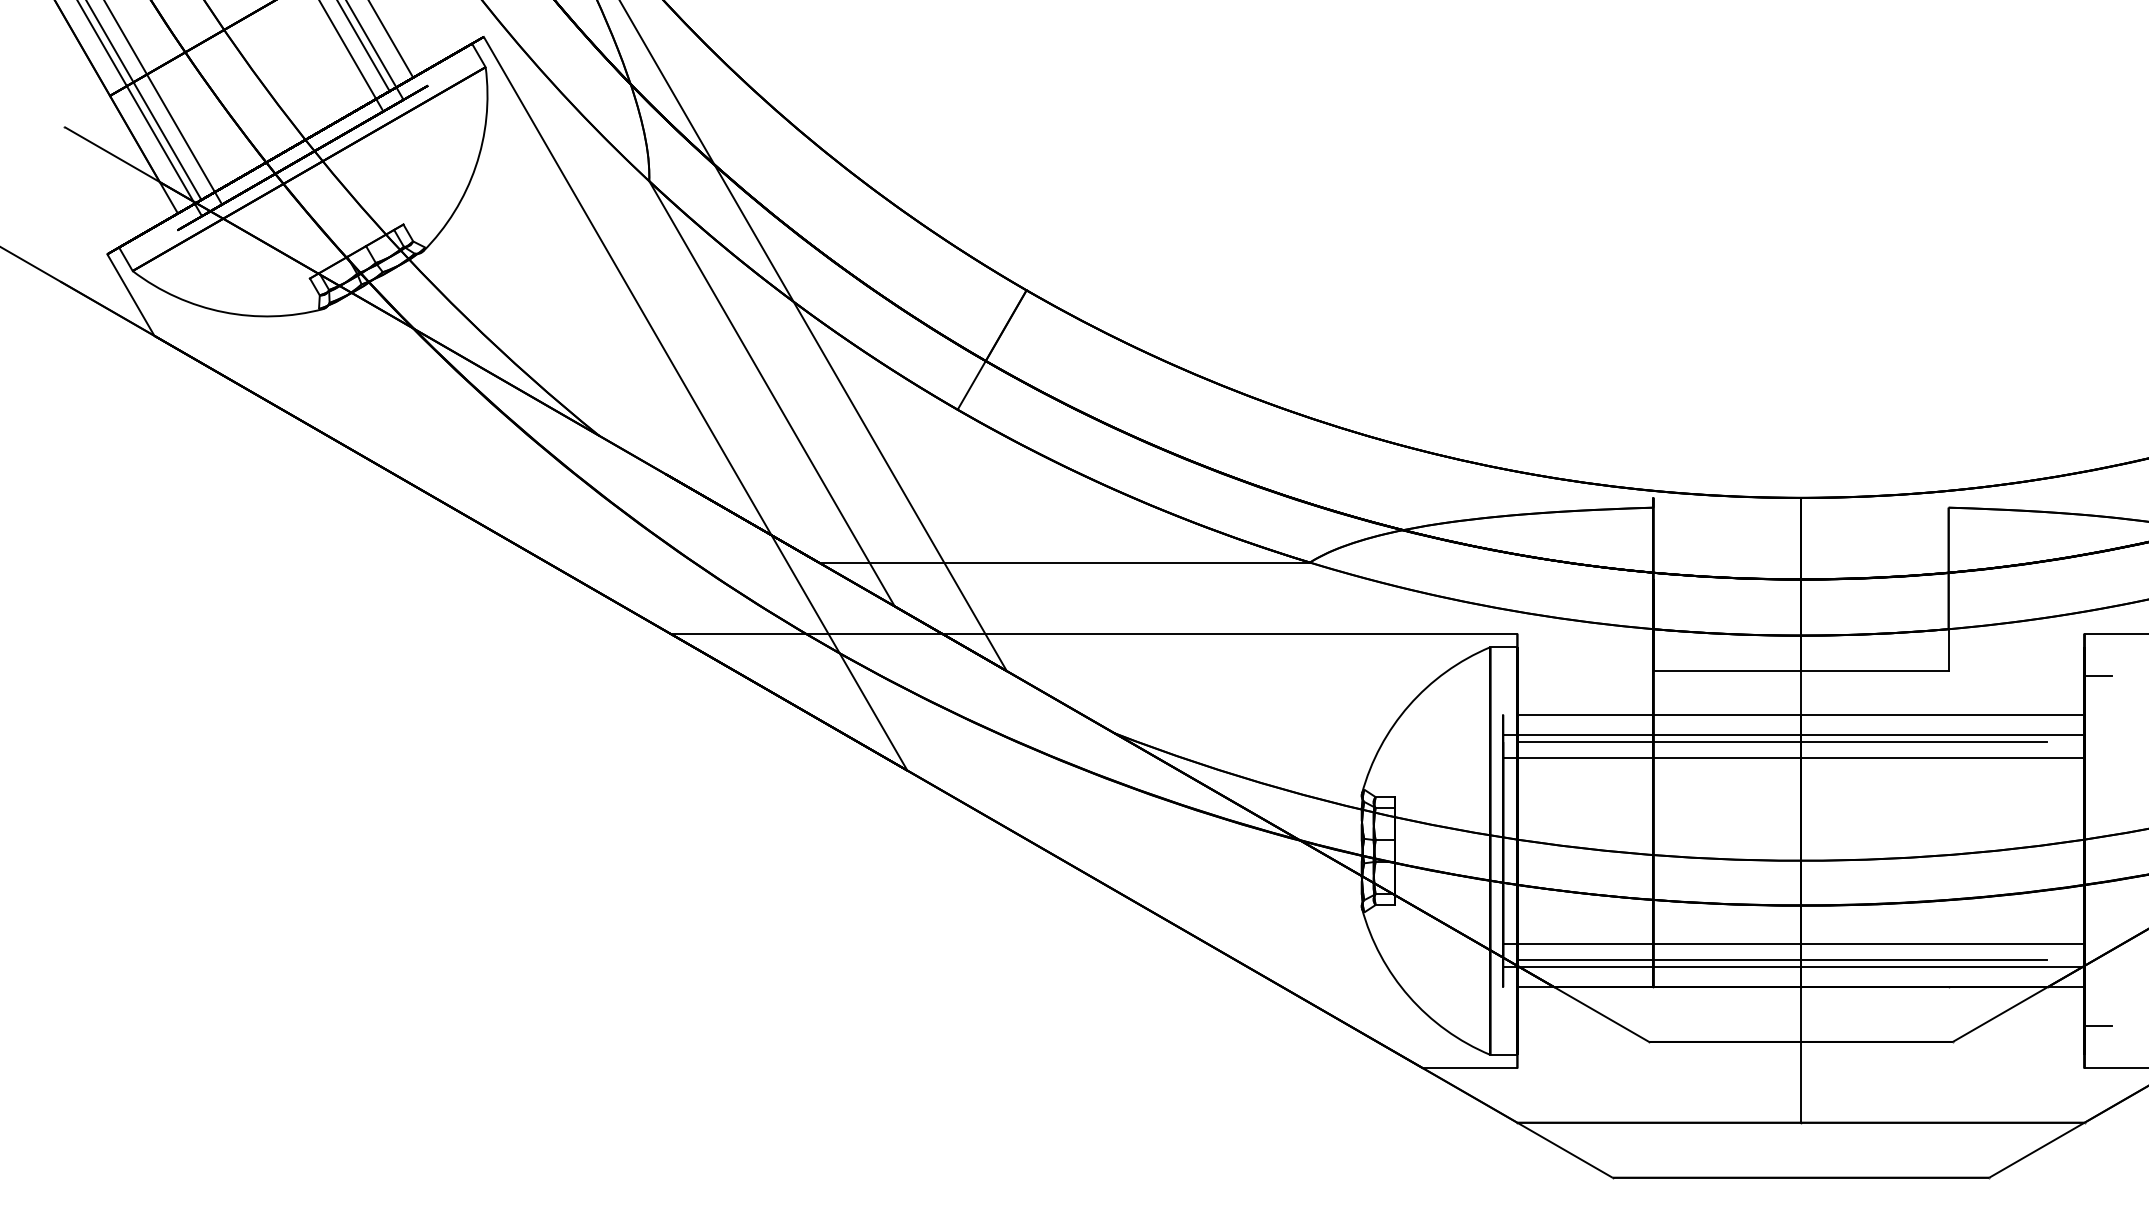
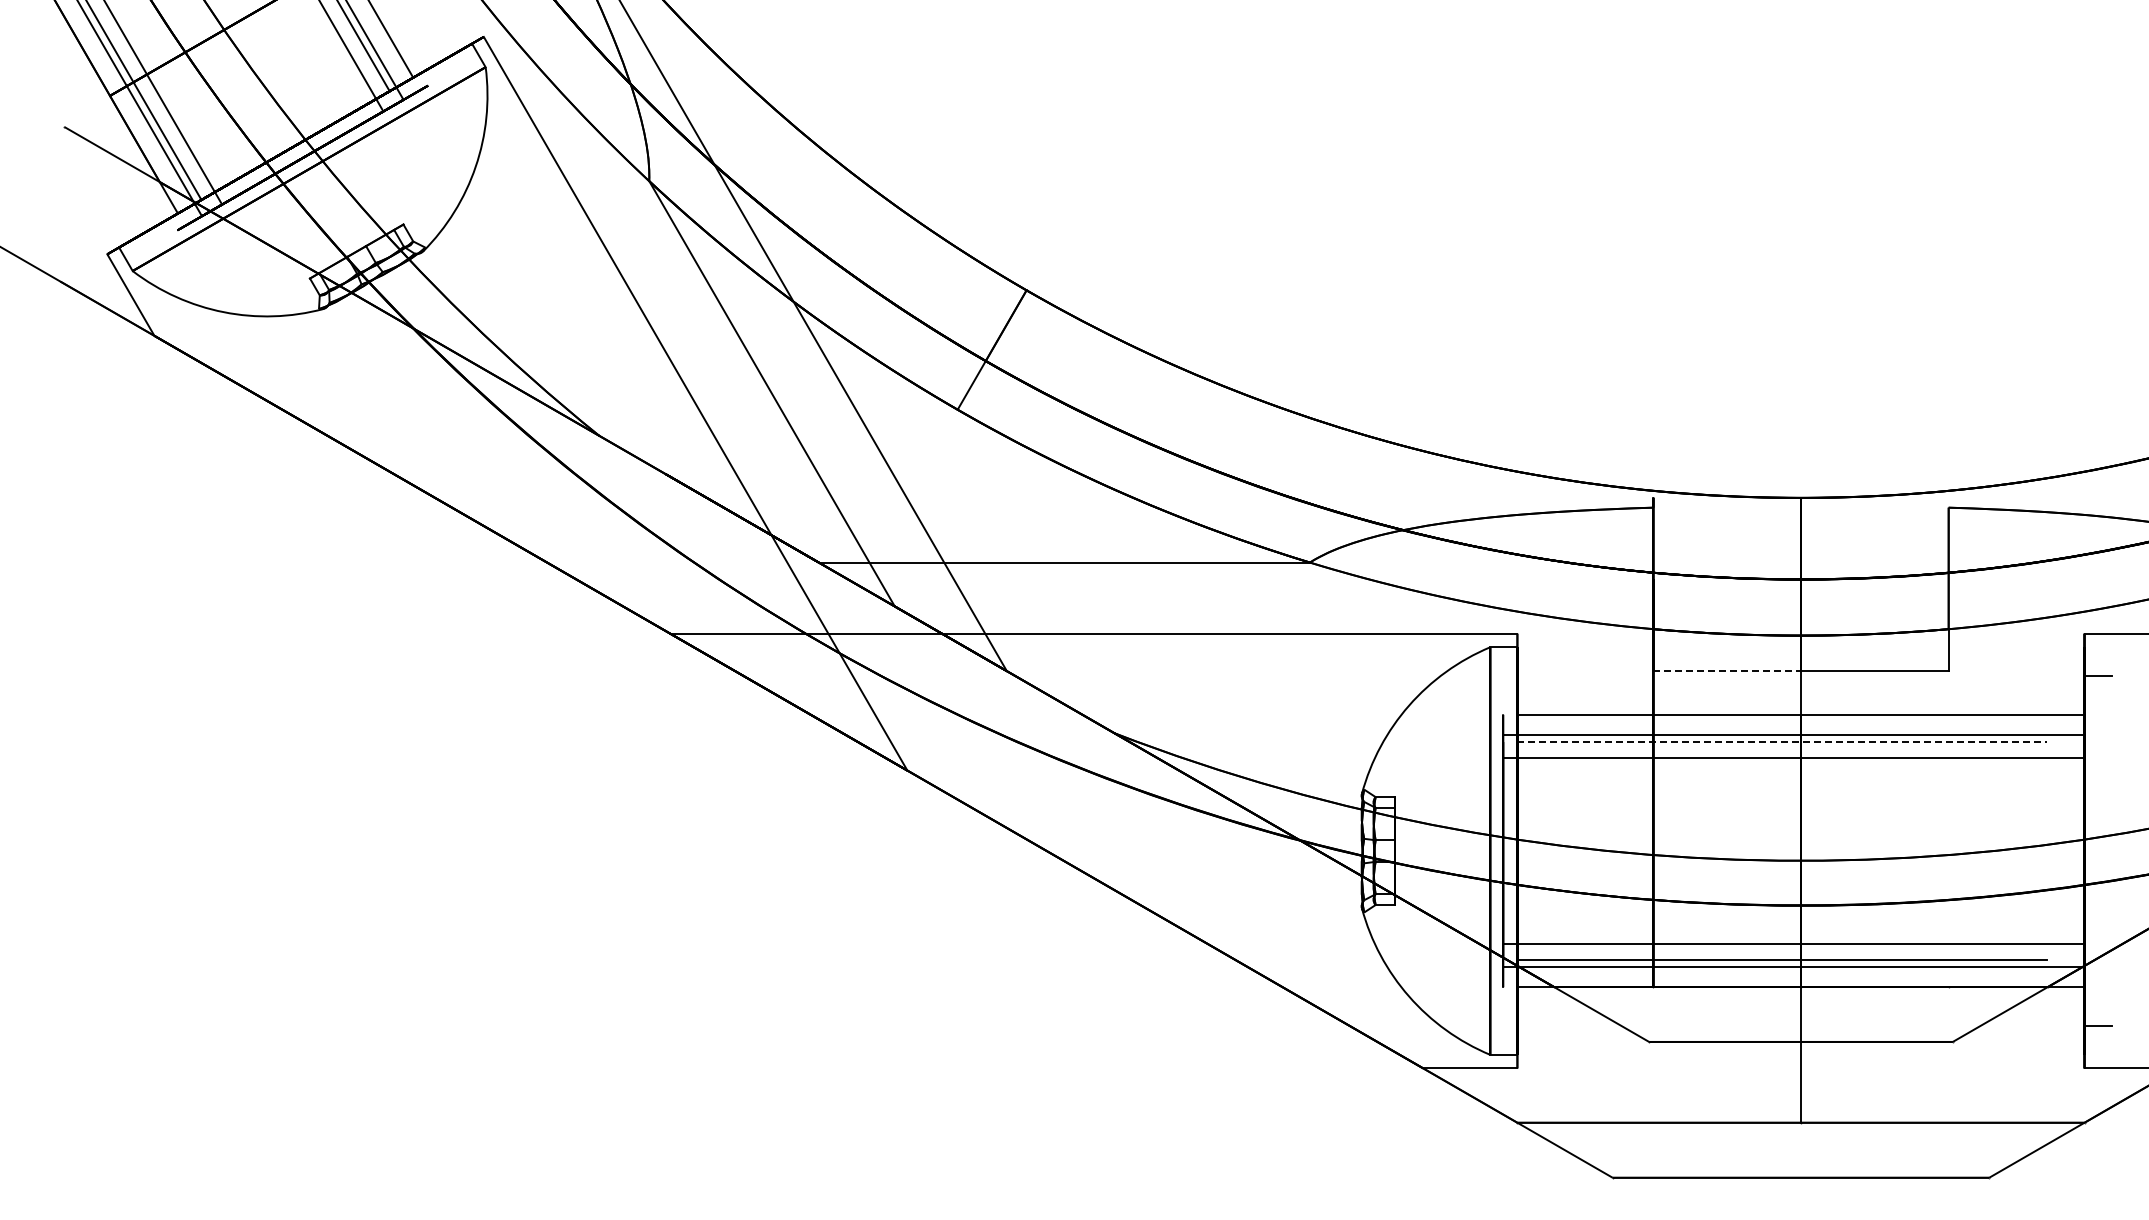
line: solid -> dashed (1727, 671)
line: solid -> dashed (1782, 742)
